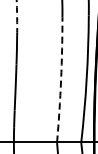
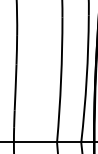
arc: dashed -> solid (17, 16)
arc: dashed -> solid (61, 79)
